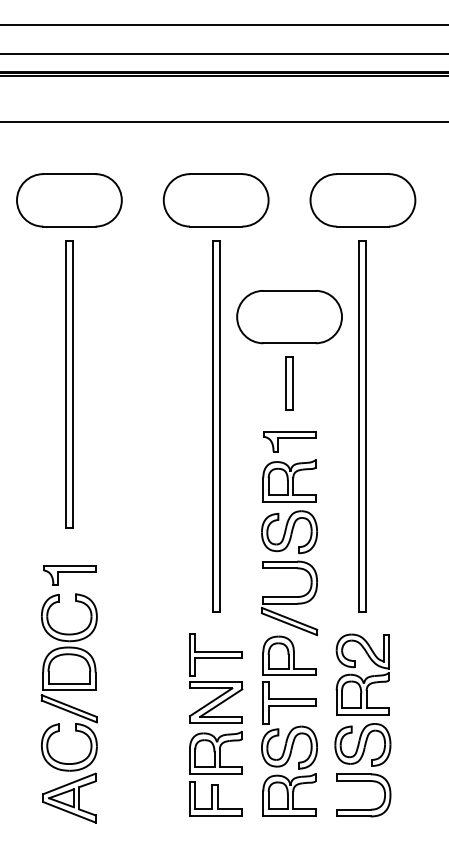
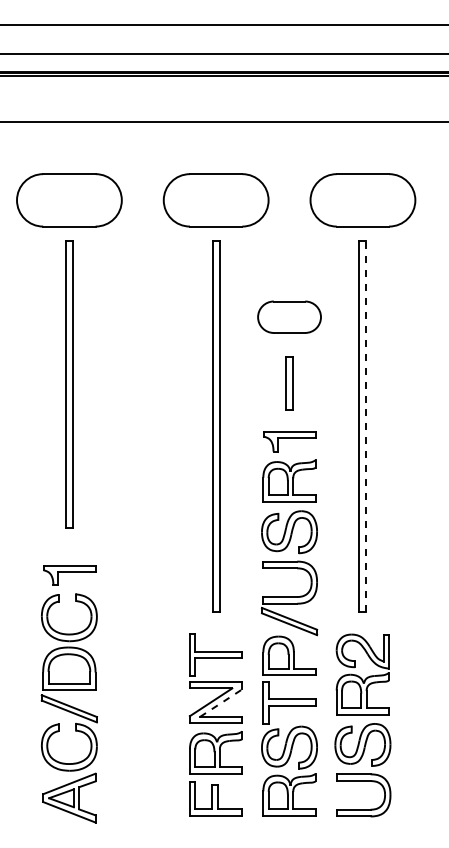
part size: 107x55 px -> 65x34 px (289, 316)
line: solid -> dashed (366, 426)
line: solid -> dashed (221, 702)
